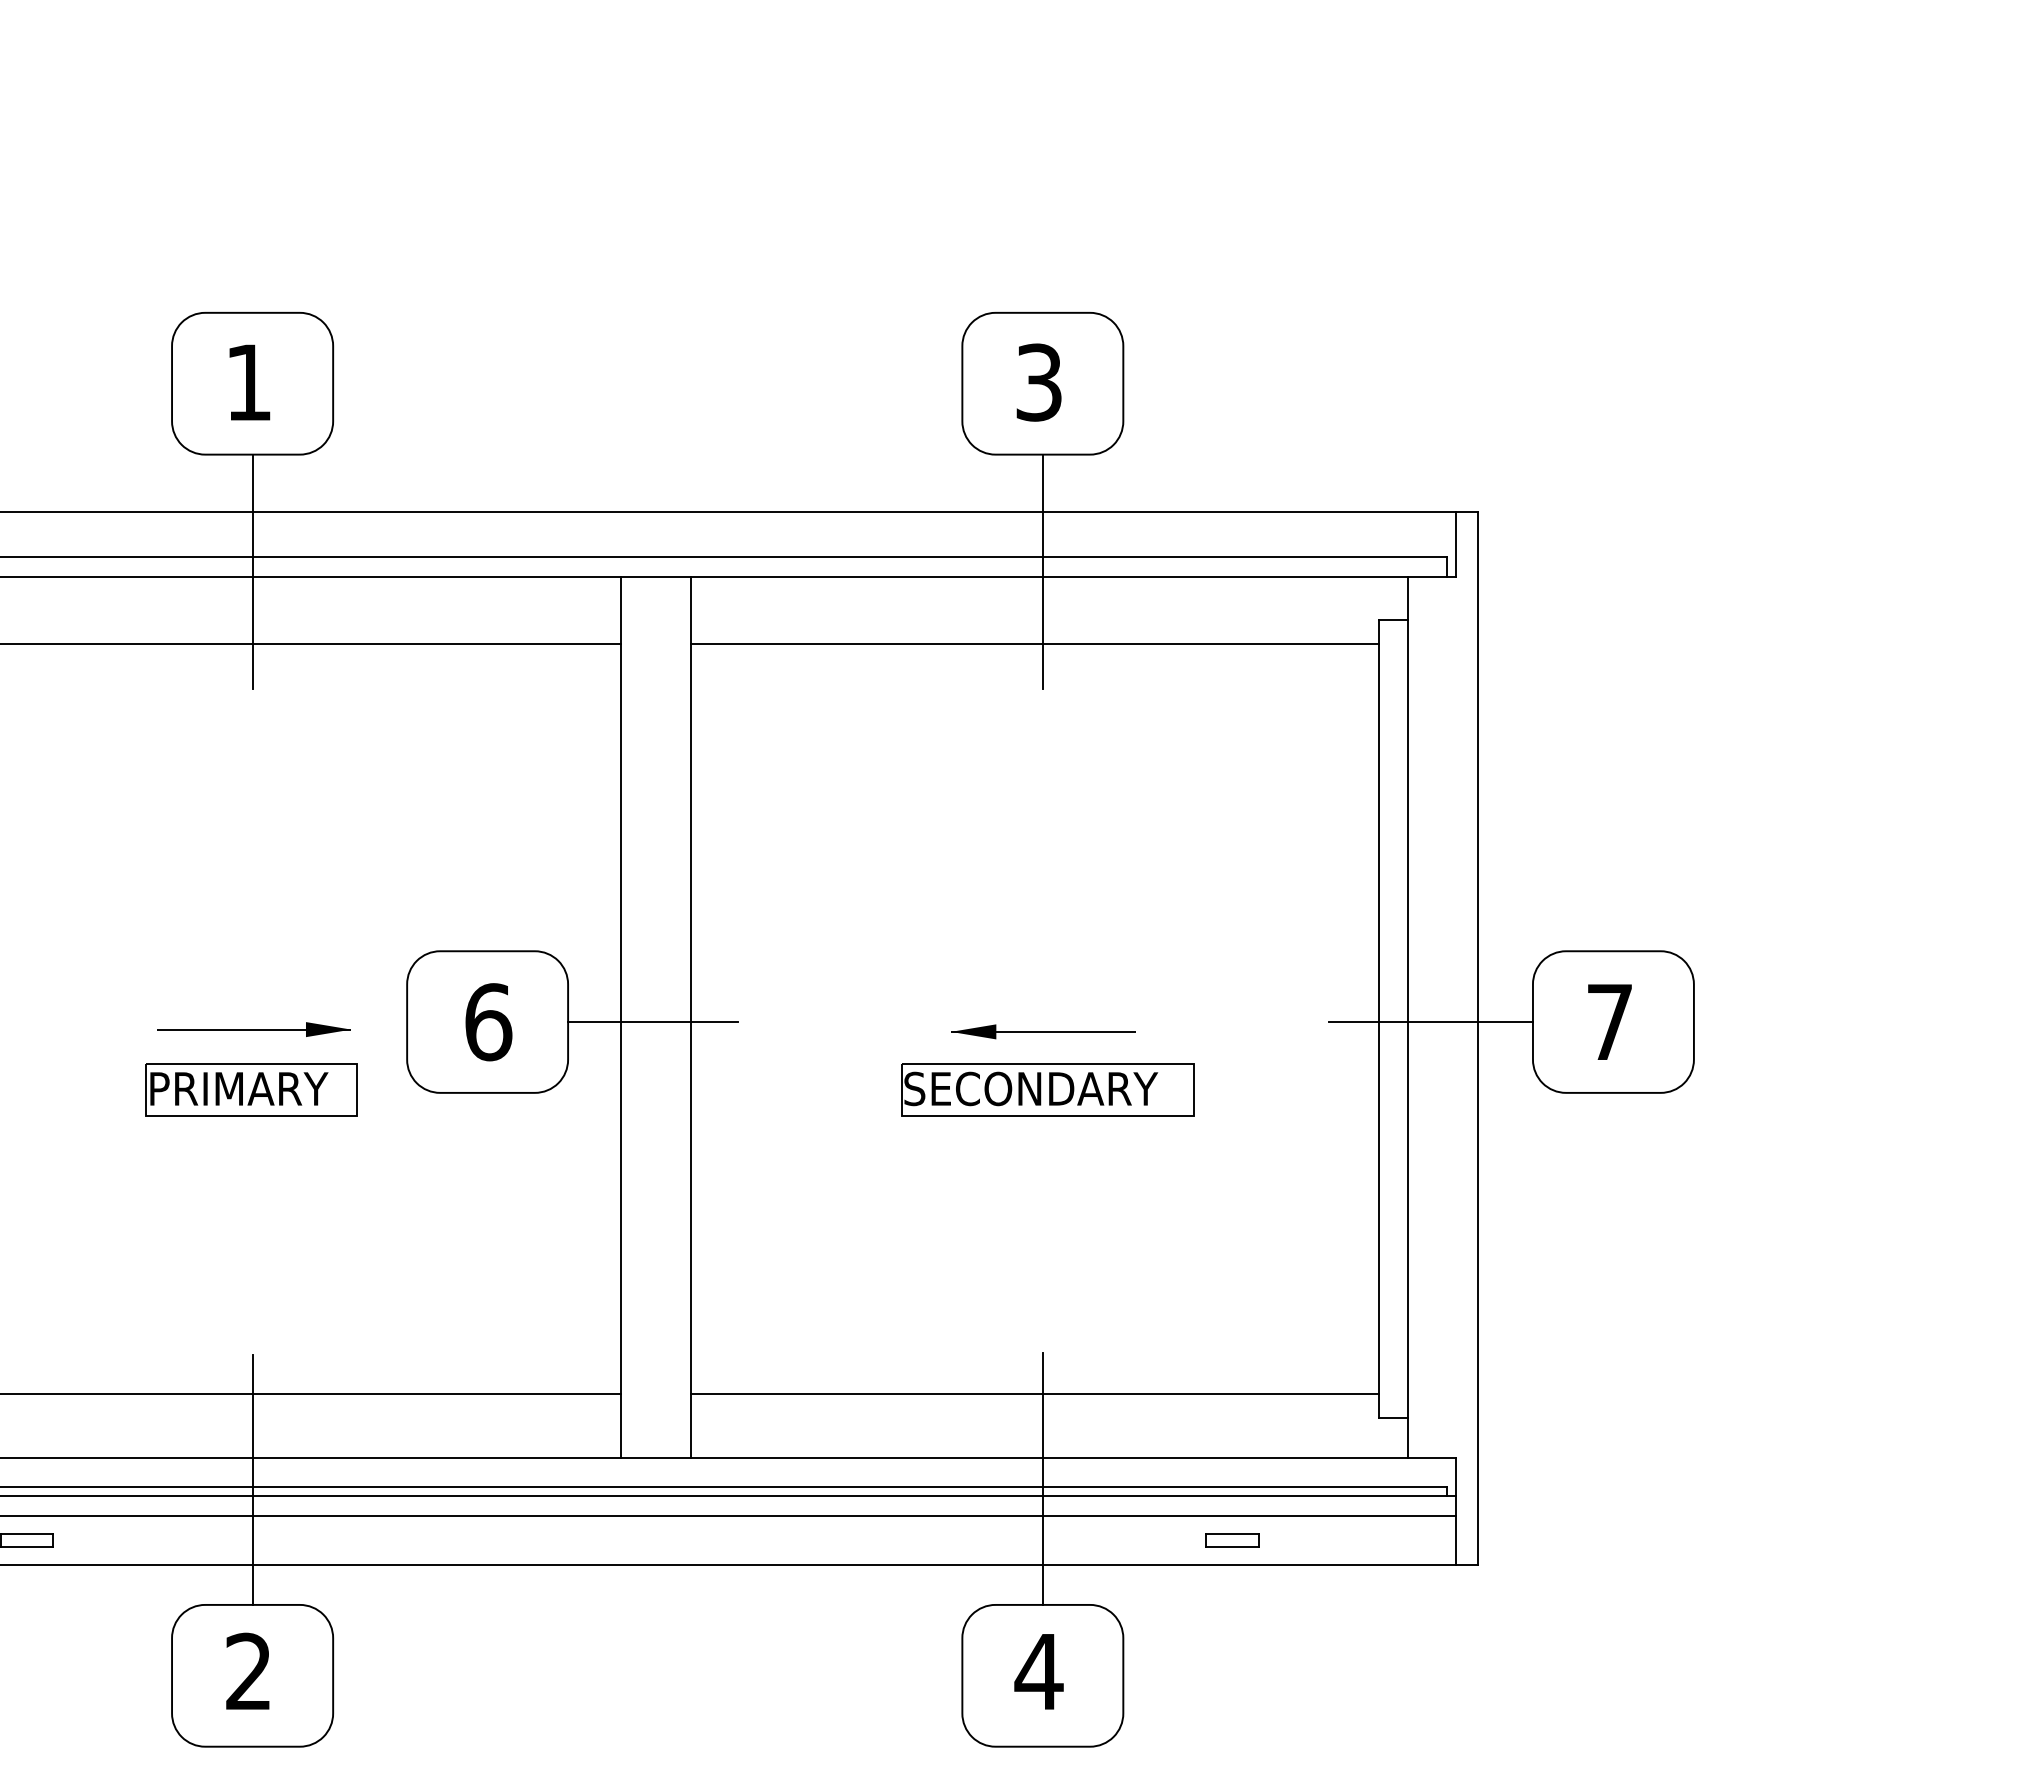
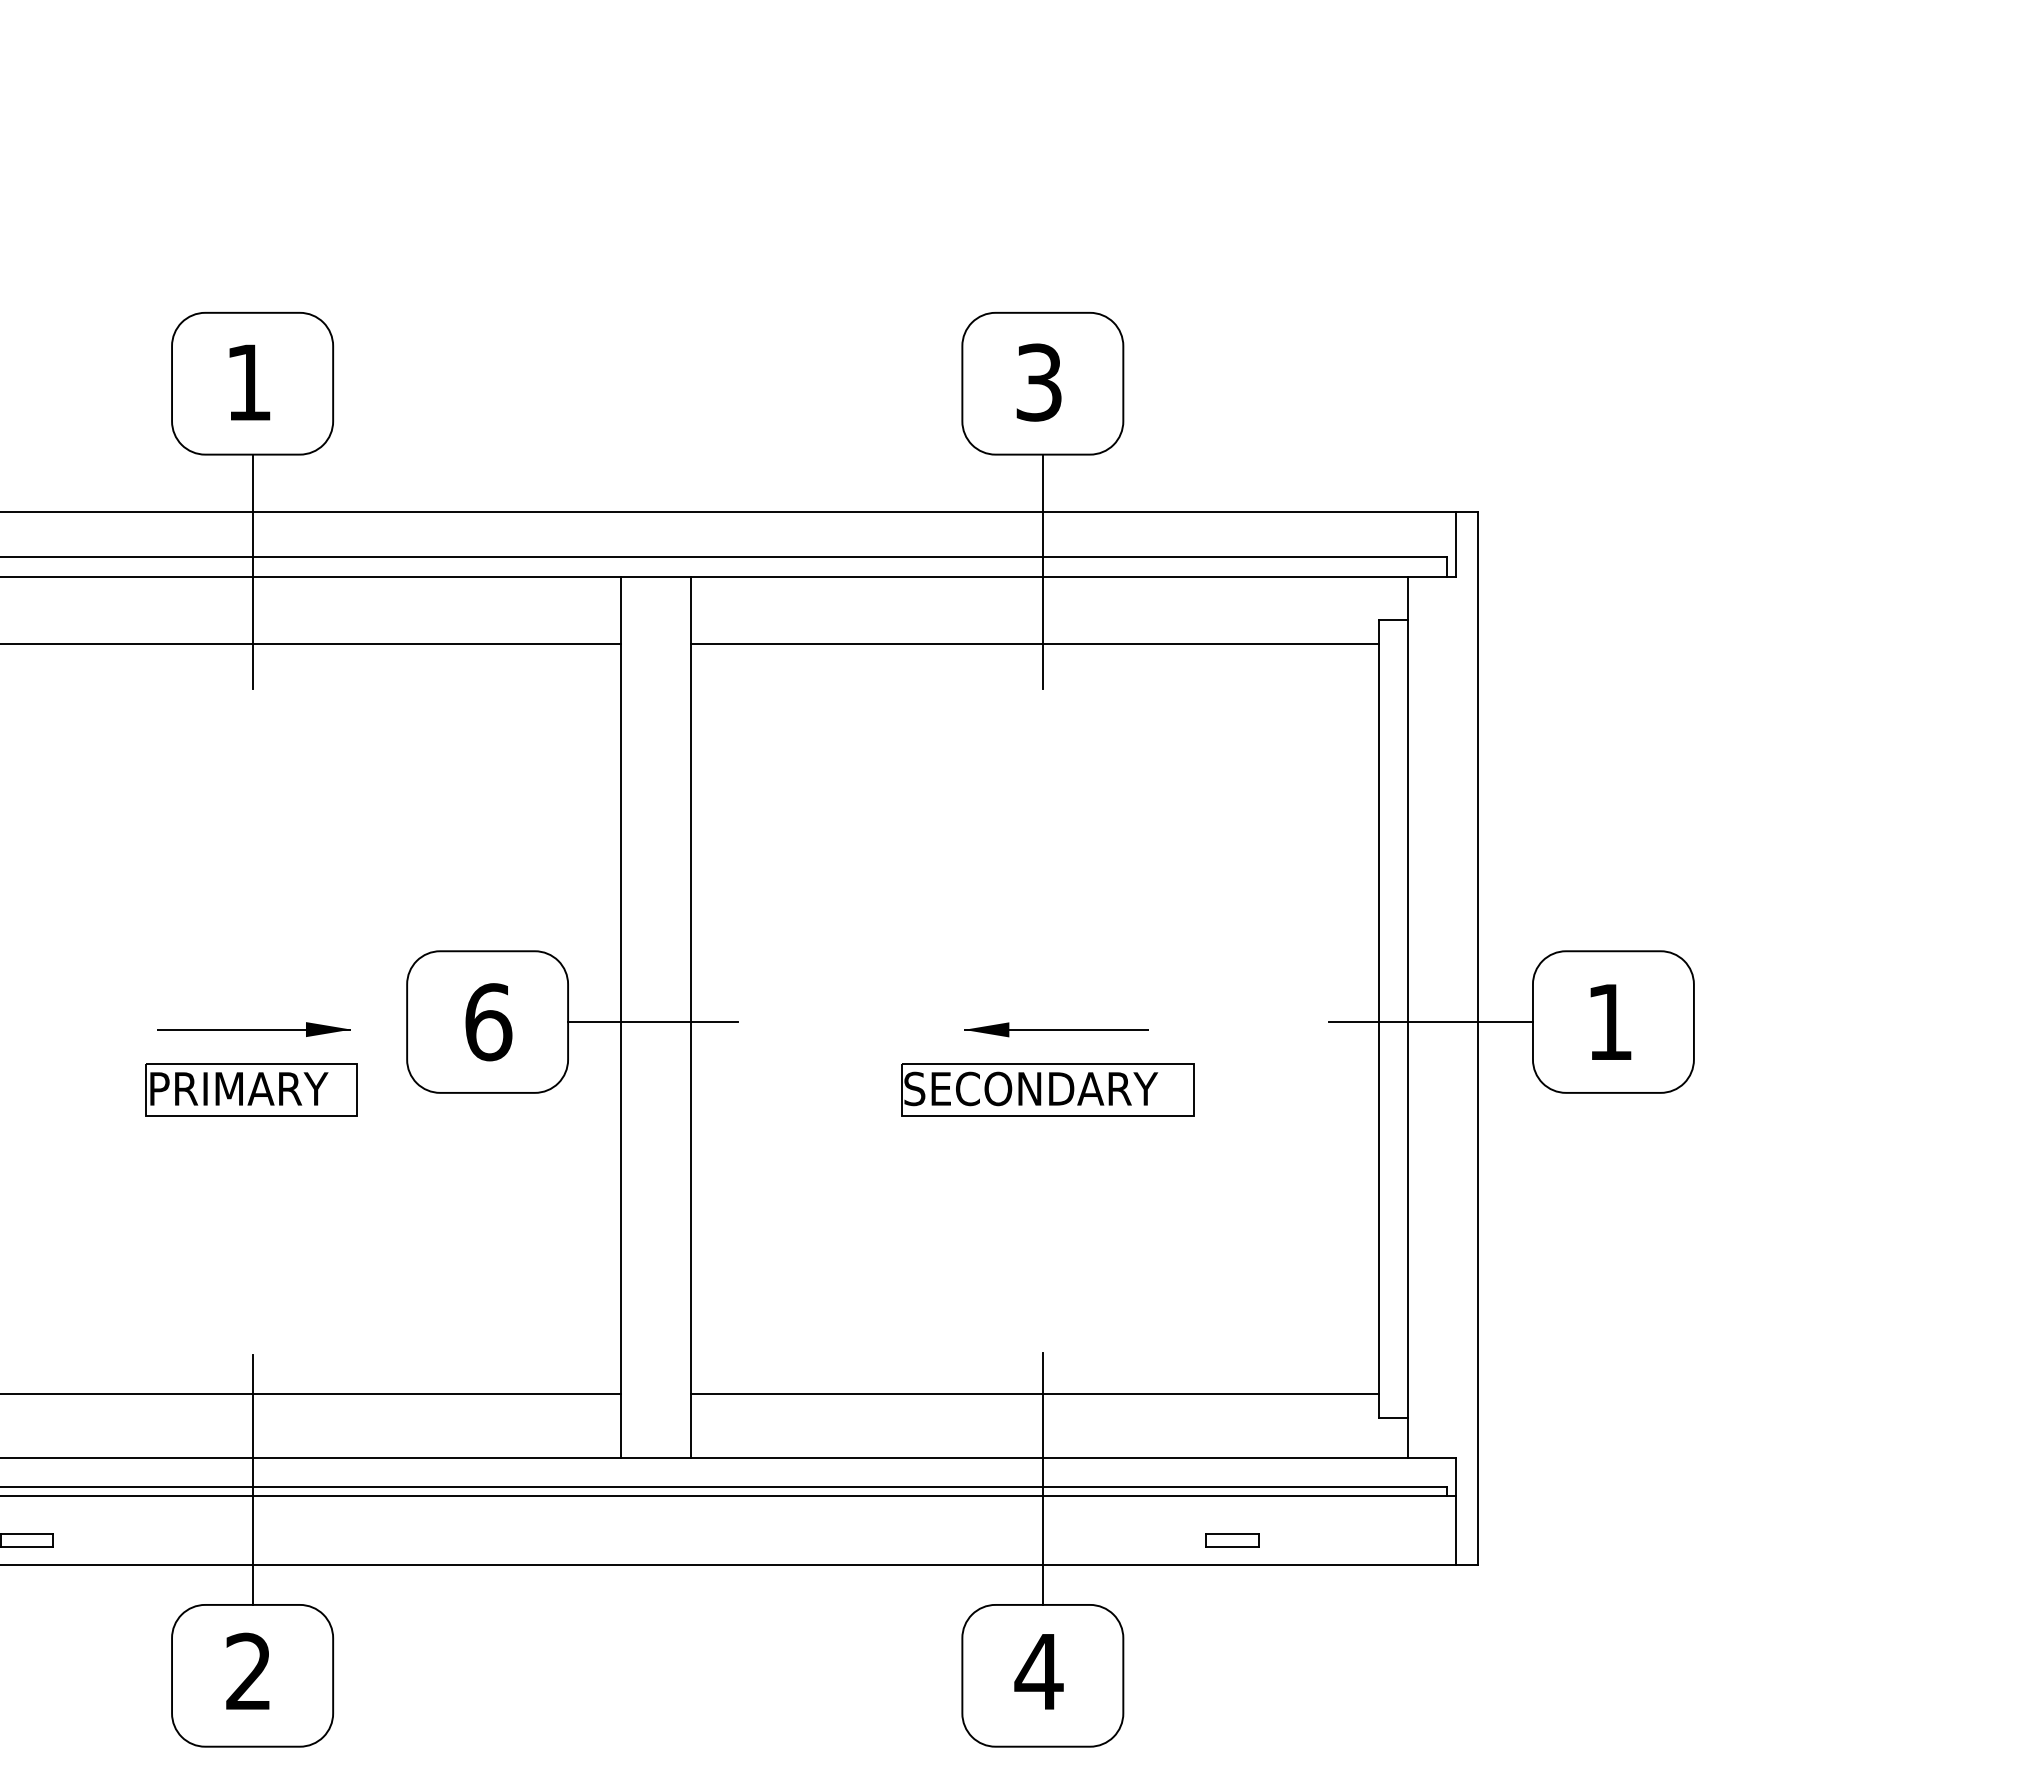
text: 7 -> 1 (1609, 1021)
part position: (1043, 1031) -> (1056, 1029) (1056, 1029)
line: present -> none (729, 1515)
